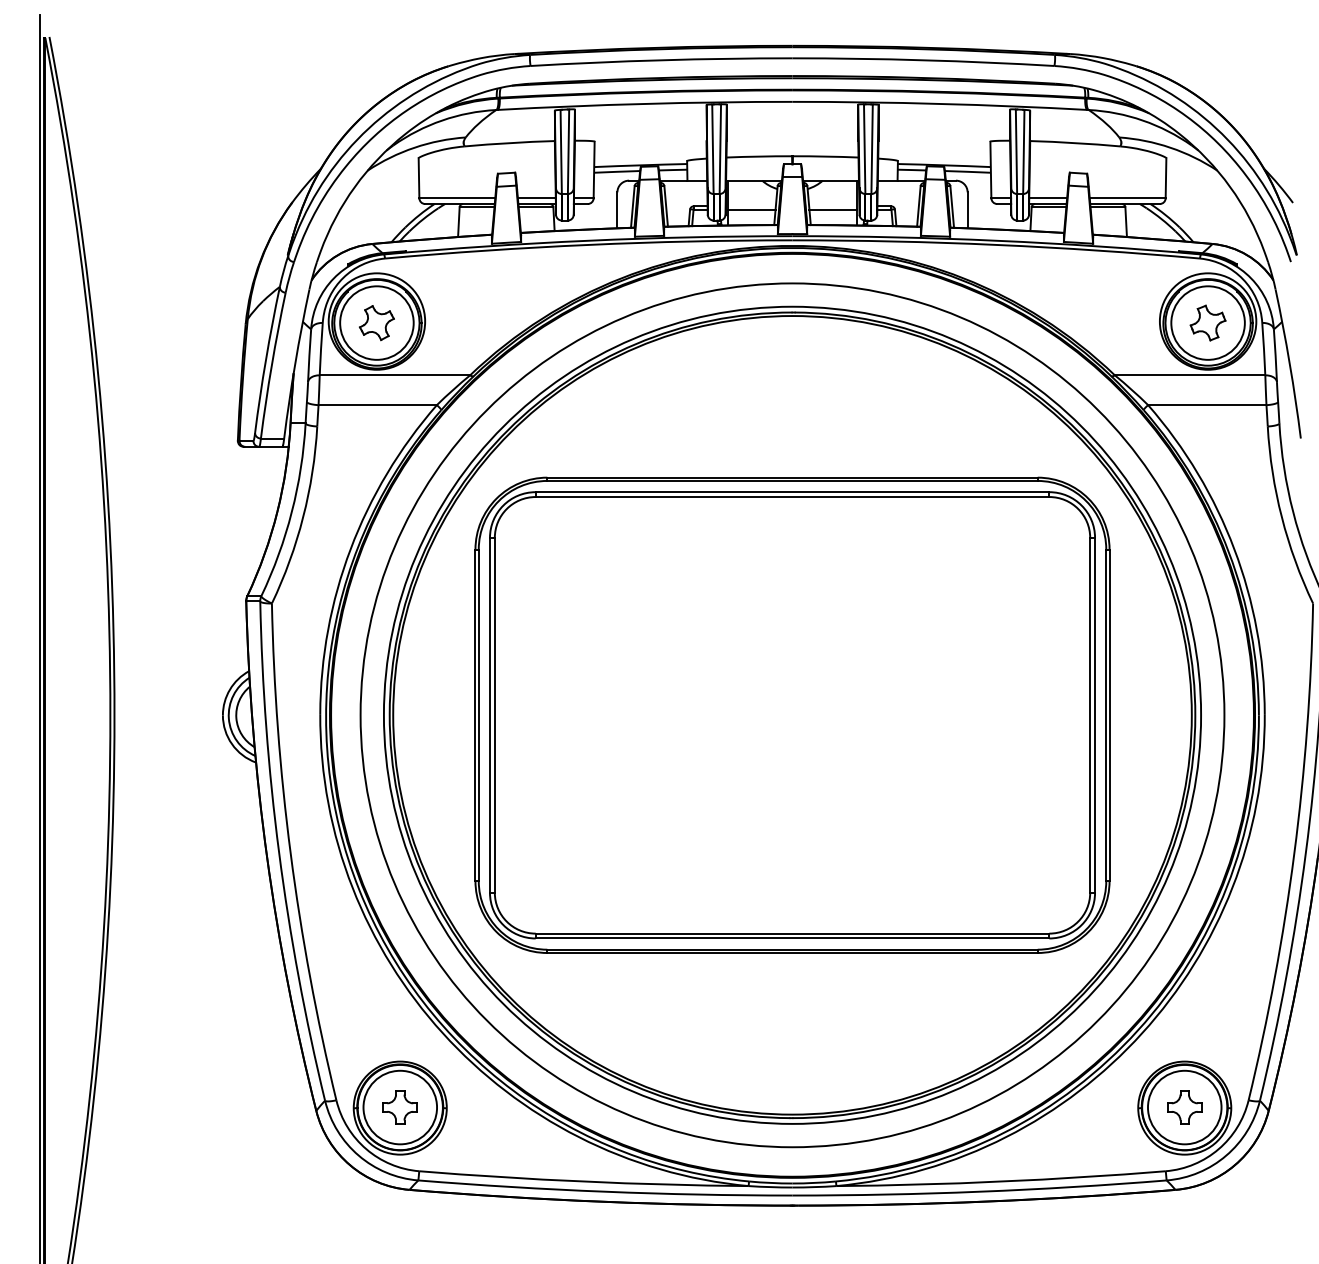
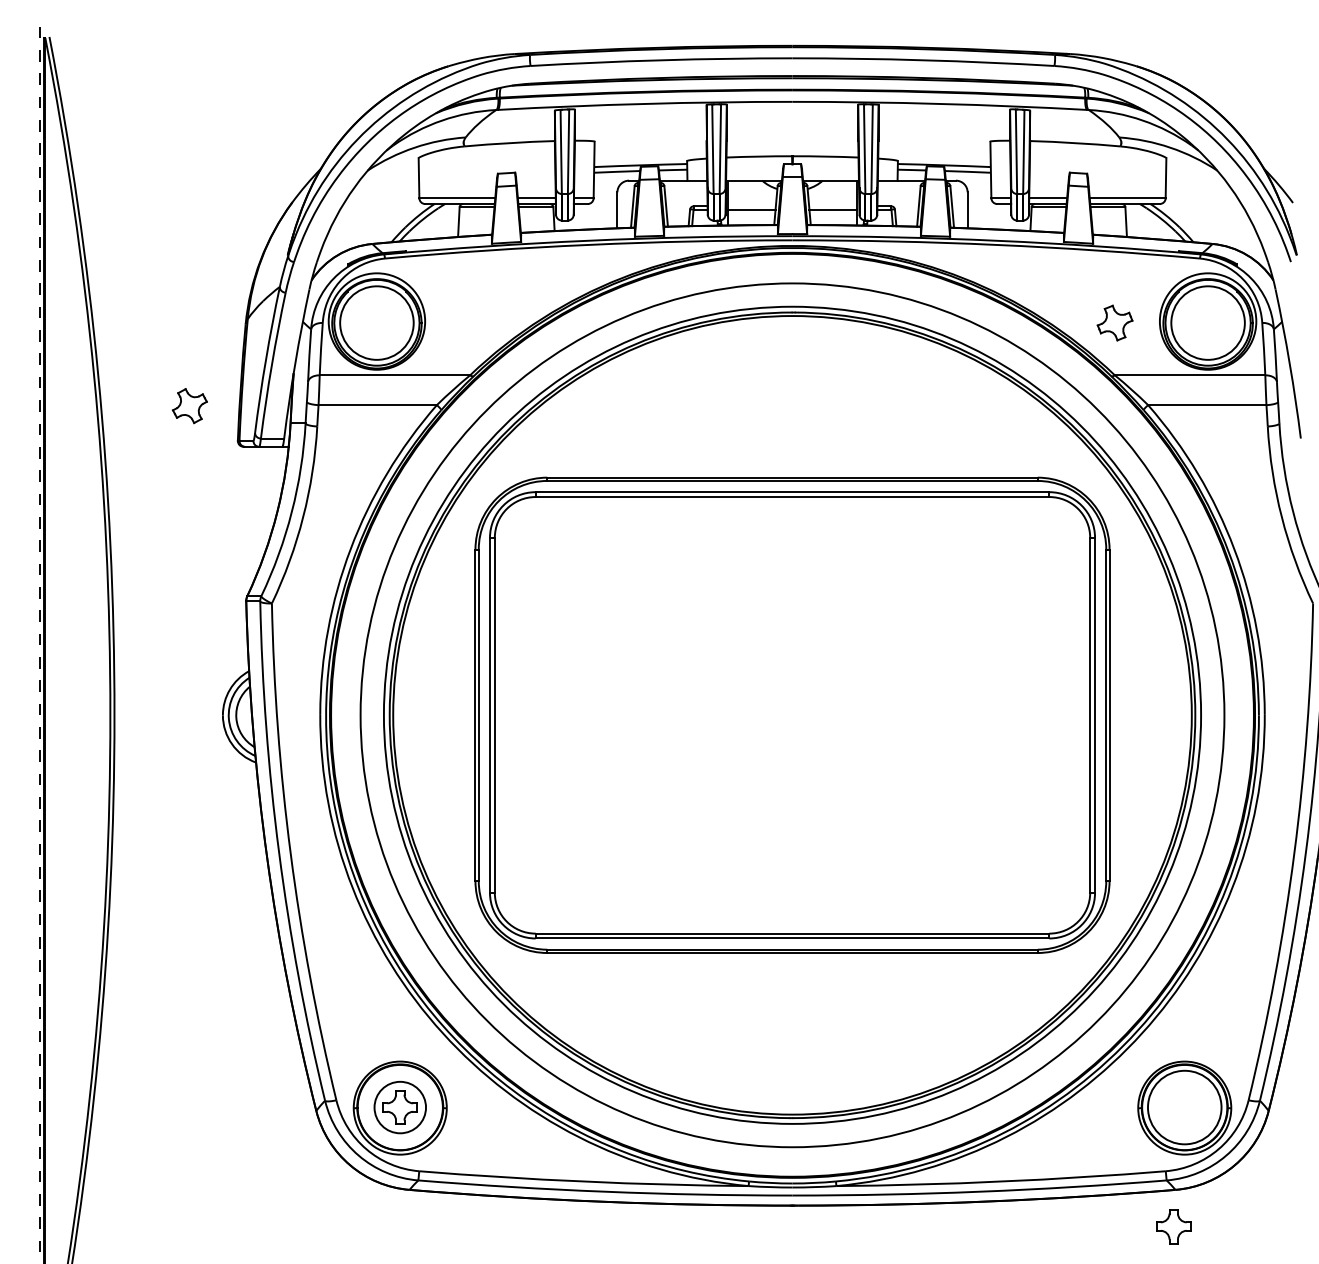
part position: (1207, 322) -> (1114, 322) (1114, 322)
part position: (376, 323) -> (189, 406) (189, 406)
line: solid -> dashed (39, 638)
circle diameter: 74 px -> 51 px (400, 1107)
part position: (1184, 1107) -> (1173, 1226) (1173, 1226)
